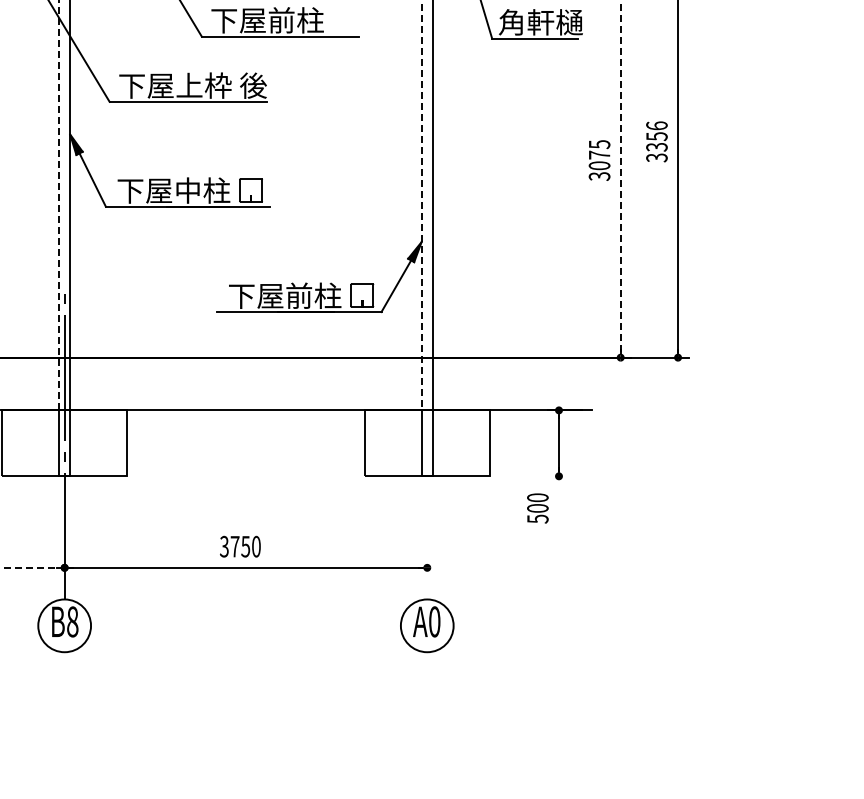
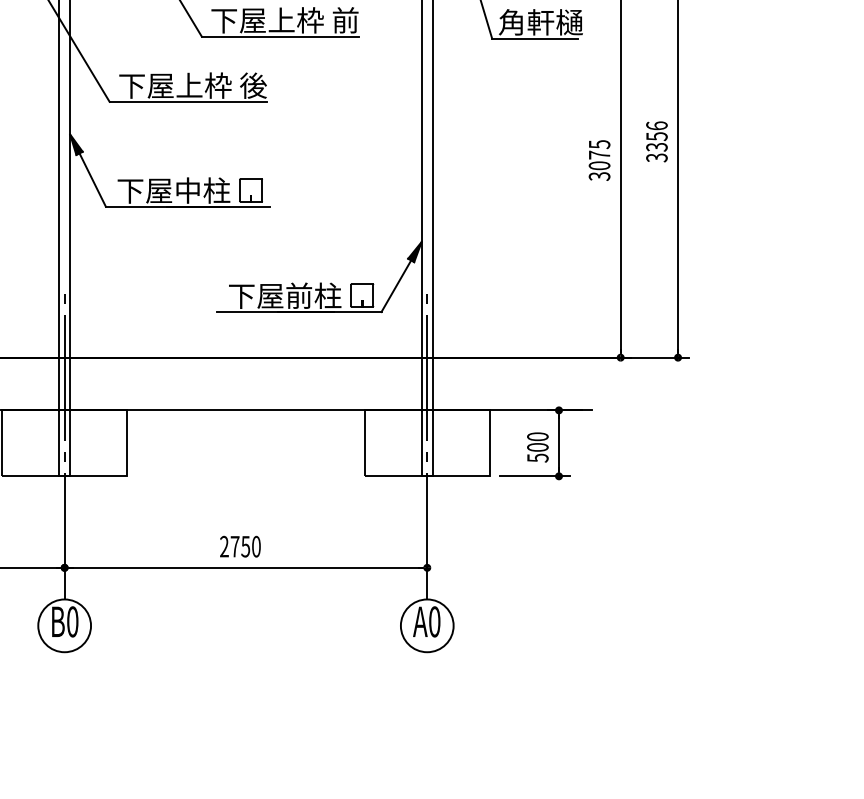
text: 前柱 -> 上枠 前 (313, 20)
line: dashed -> solid (620, 176)
line: dashed -> solid (59, 206)
line: dashed -> solid (421, 206)
line: none -> present (427, 444)
line: none -> present (534, 476)
text position: (537, 508) -> (537, 447) (537, 447)
text: 3750 -> 2750 (224, 546)
line: dashed -> solid (30, 567)
text: B8 -> B0 (72, 621)
